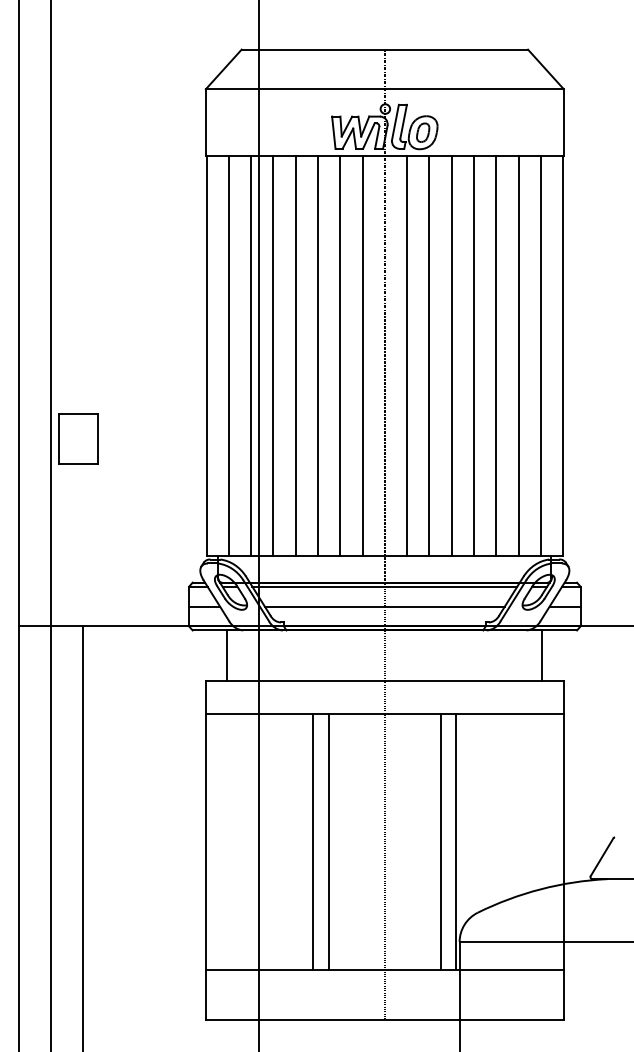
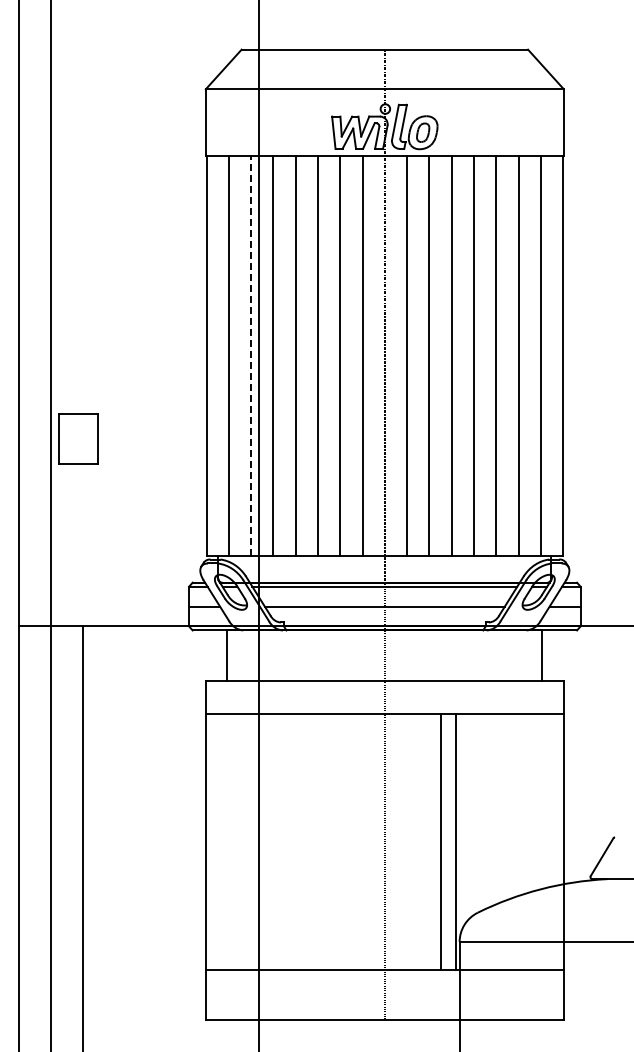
line: solid -> dashed (251, 356)
line: present -> none (313, 841)
line: present -> none (329, 841)
